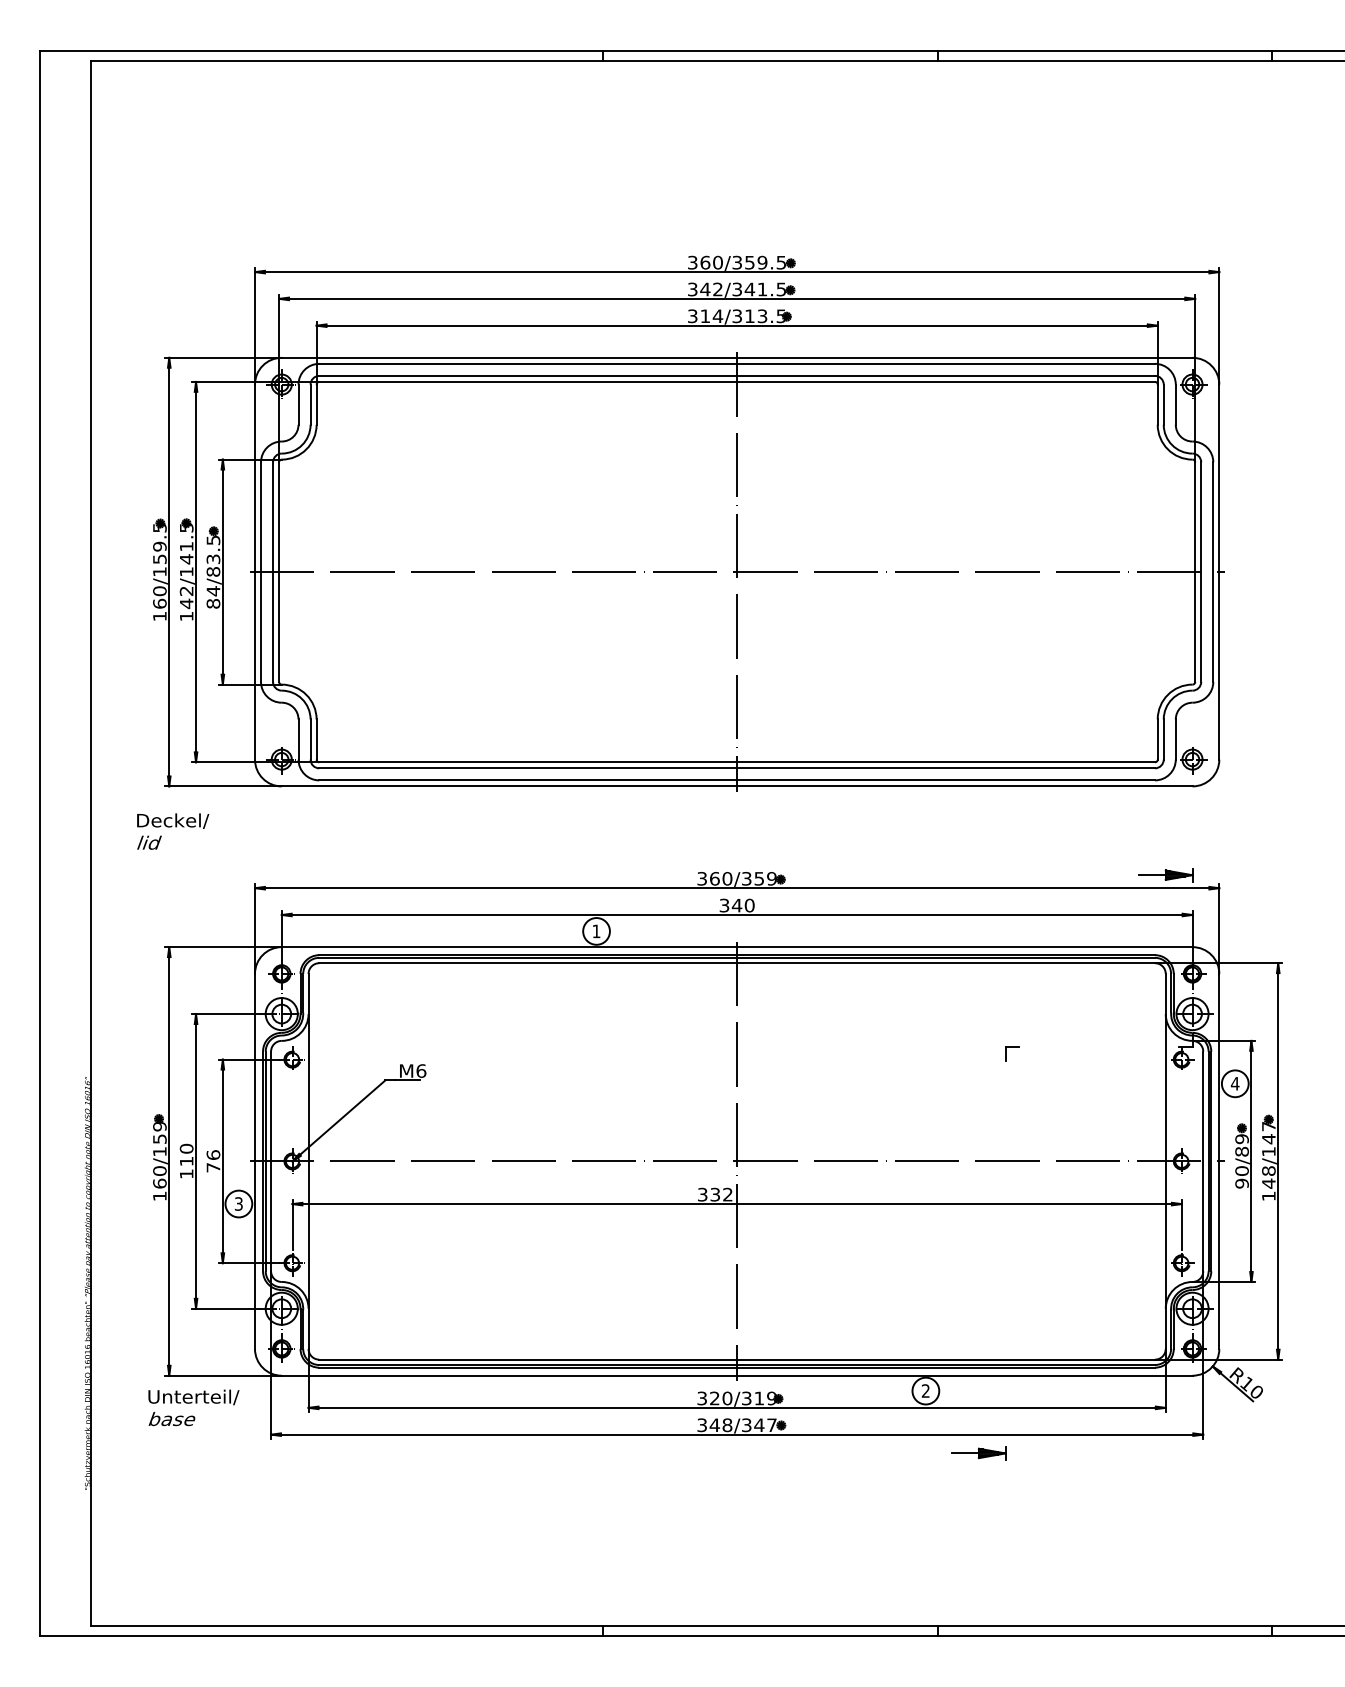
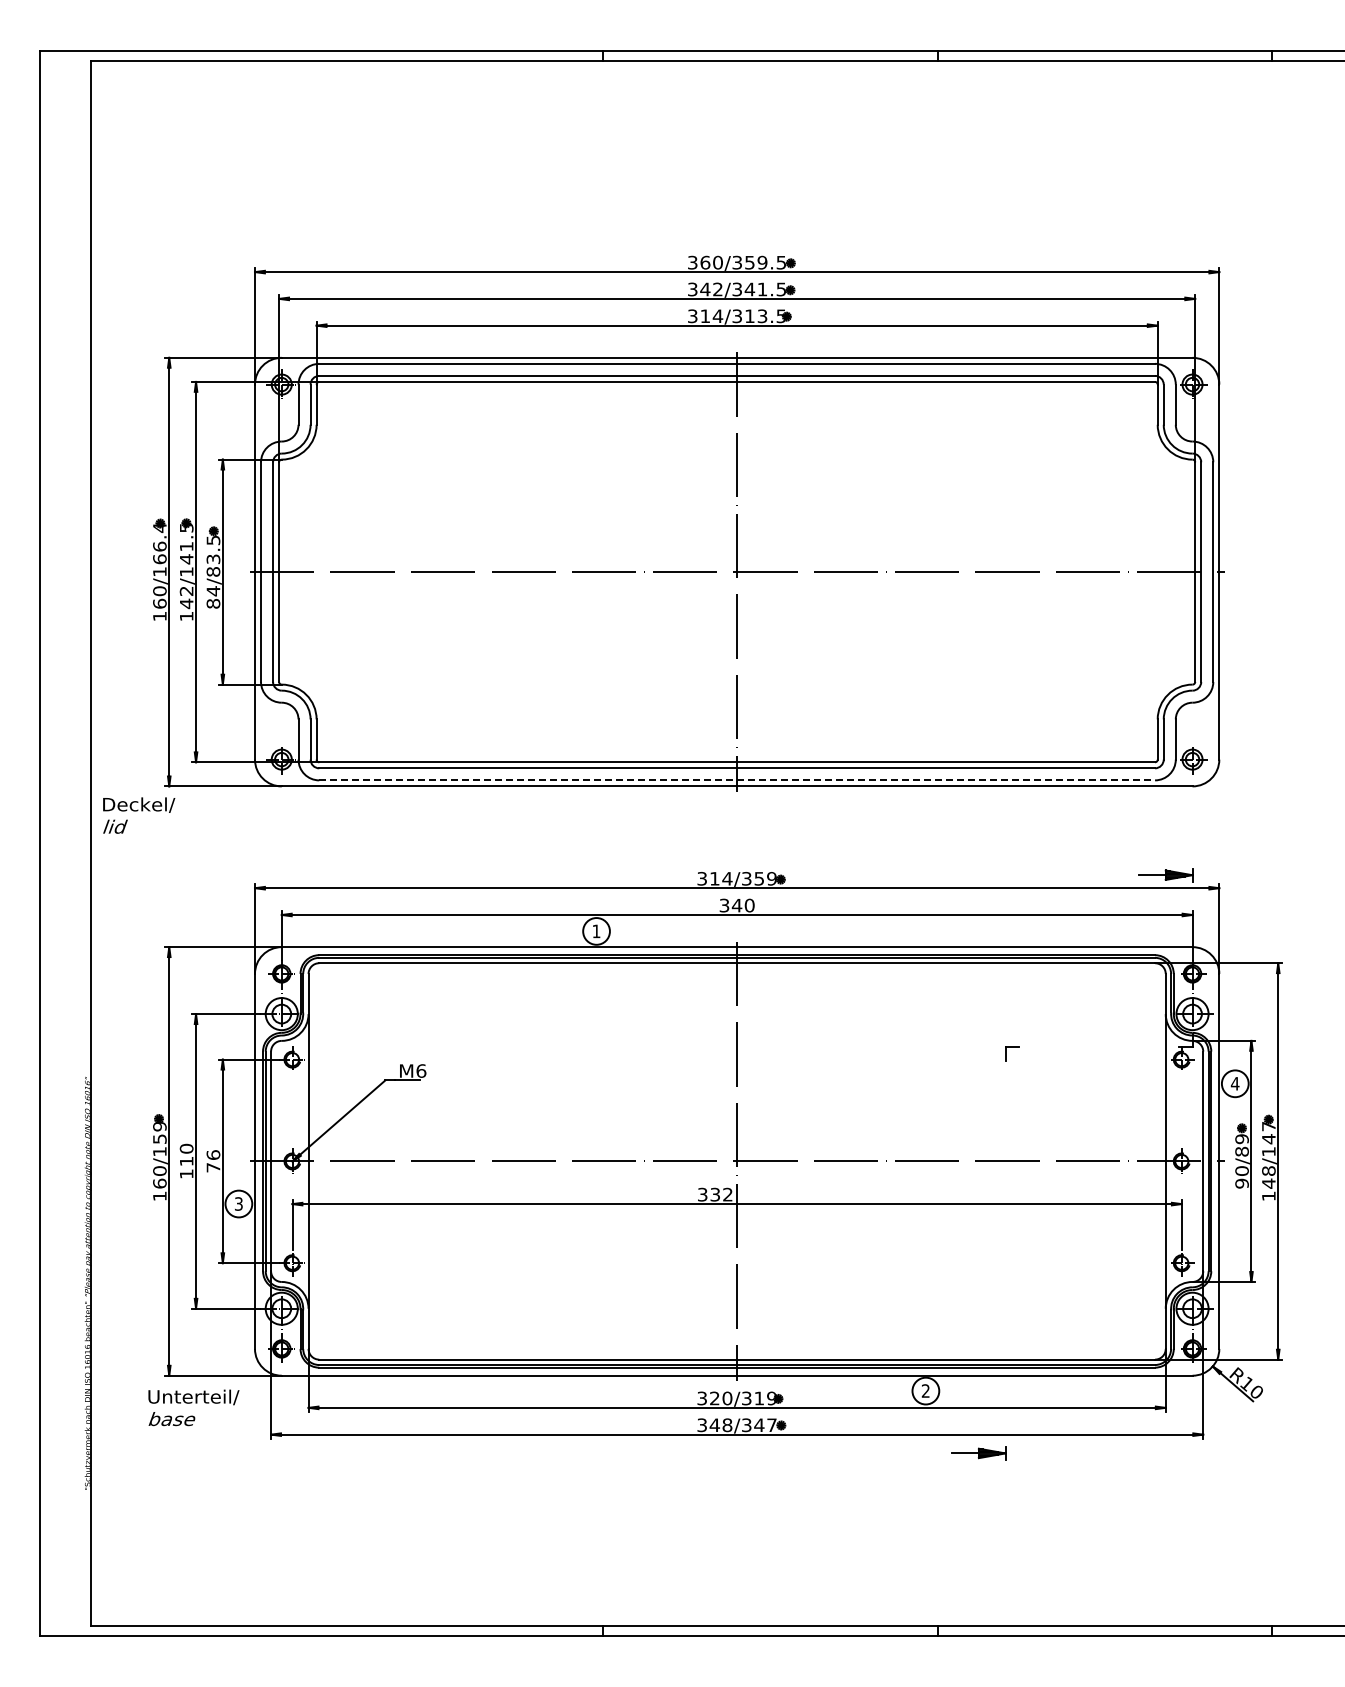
text: 160/159.5 -> 160/166.4 (159, 544)
line: solid -> dashed (737, 780)
text position: (173, 831) -> (139, 815) (139, 815)
text: 360/359 -> 314/359 (721, 878)
